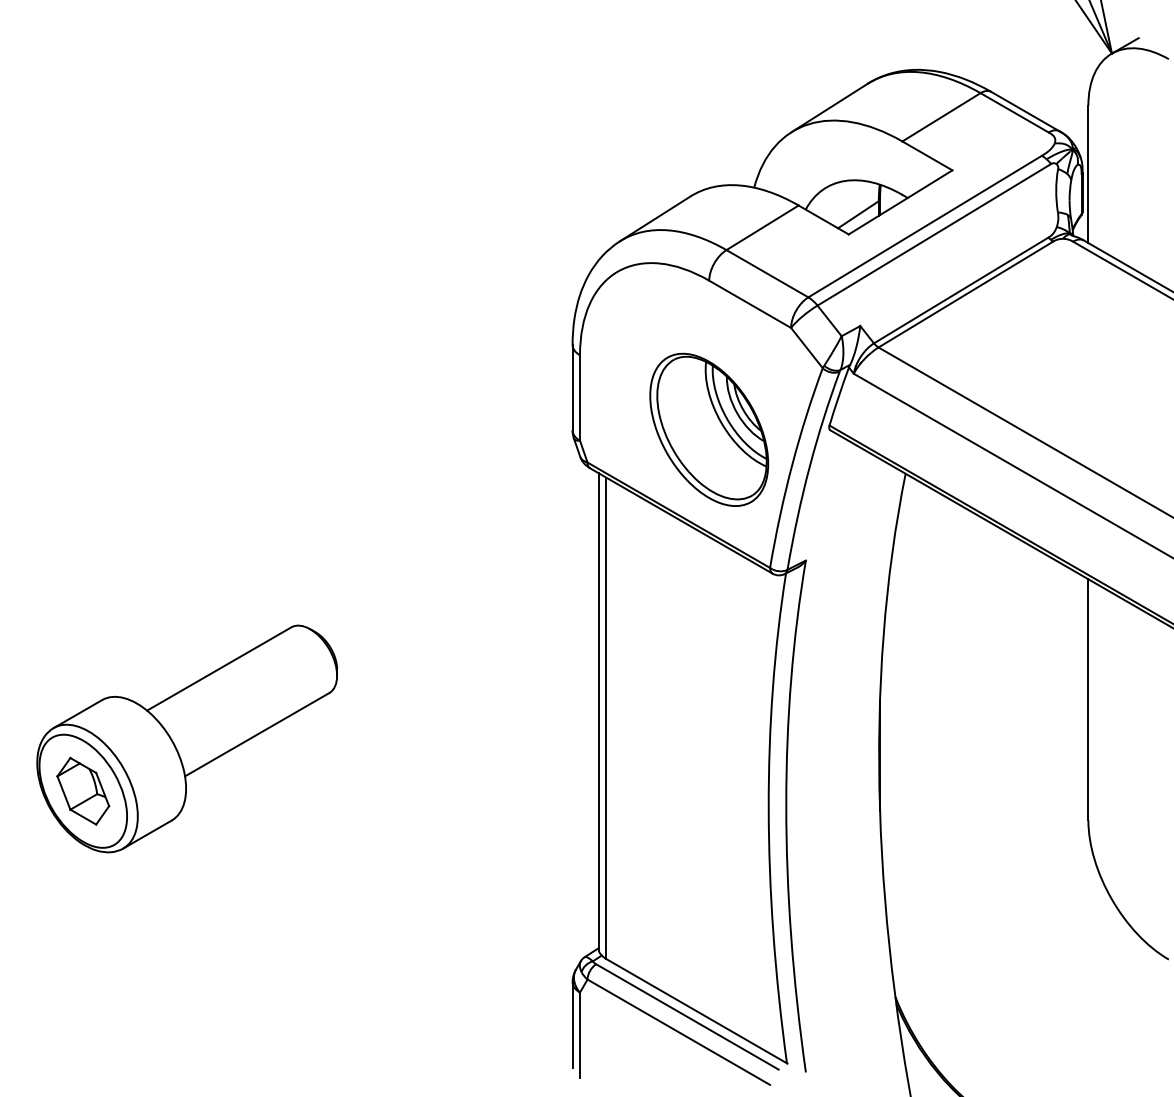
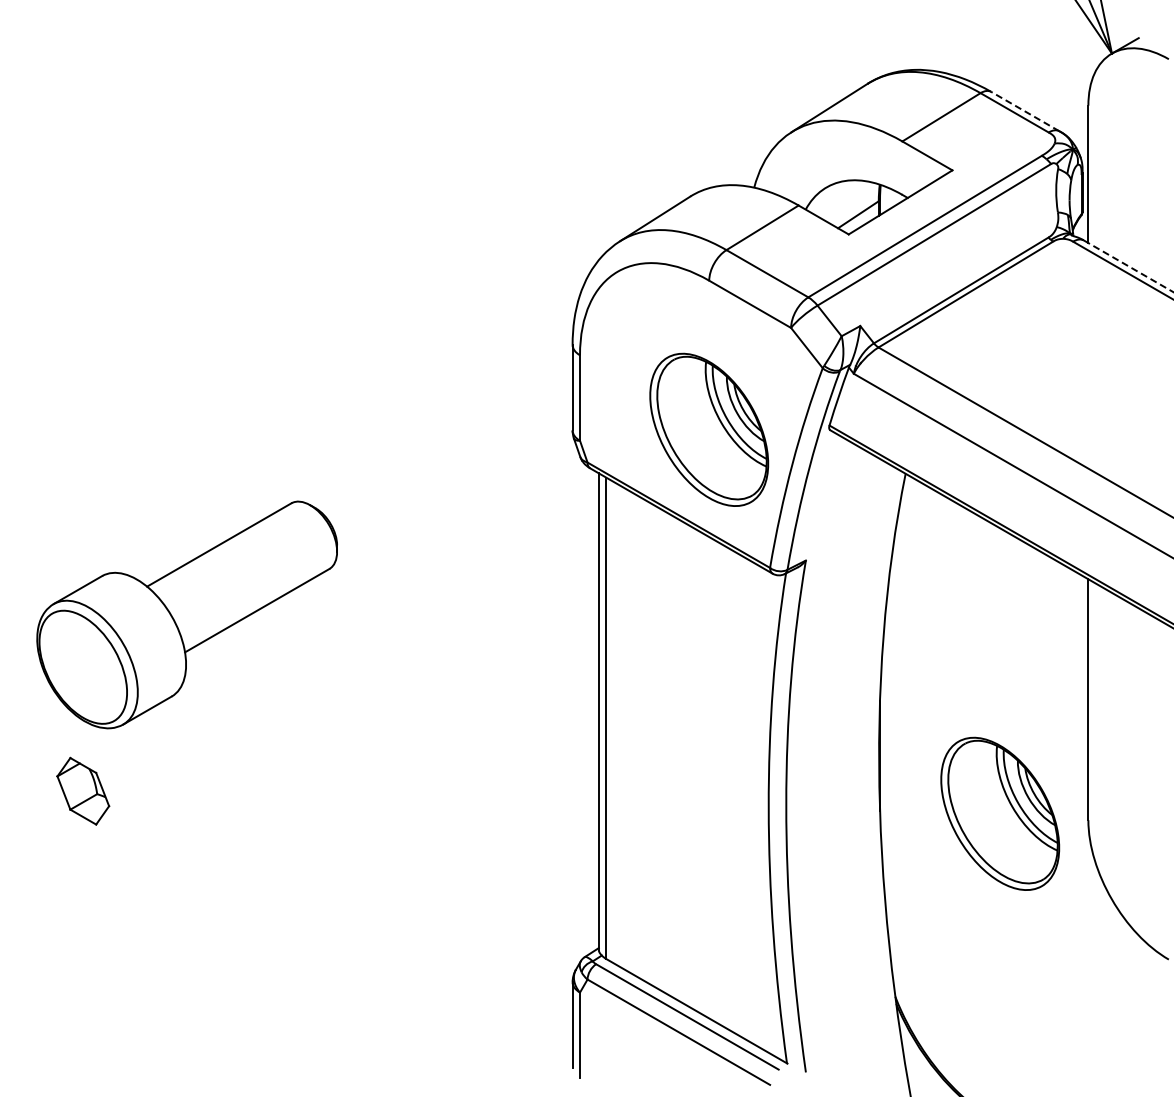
line: solid -> dashed (1024, 111)
line: solid -> dashed (1128, 266)
part position: (186, 738) -> (186, 614) (186, 614)
part: none -> present (1000, 813)
